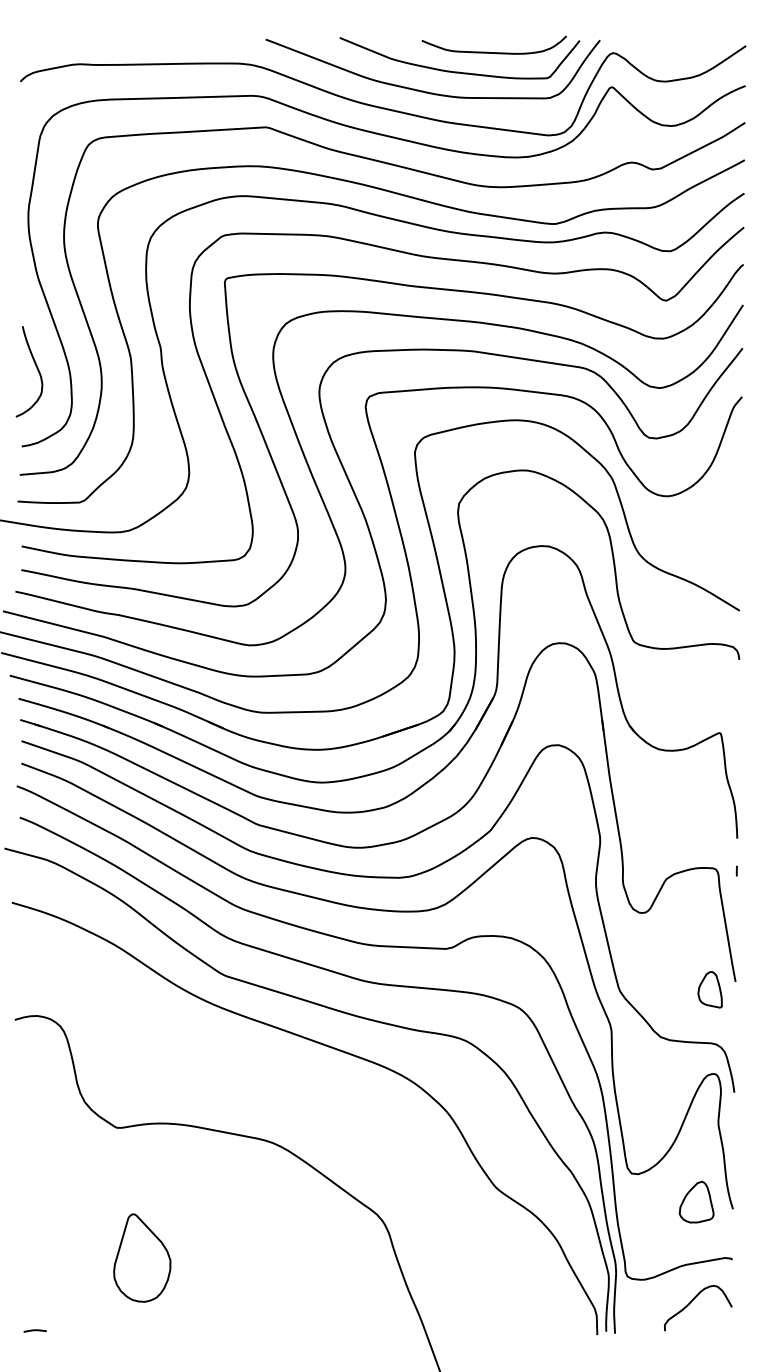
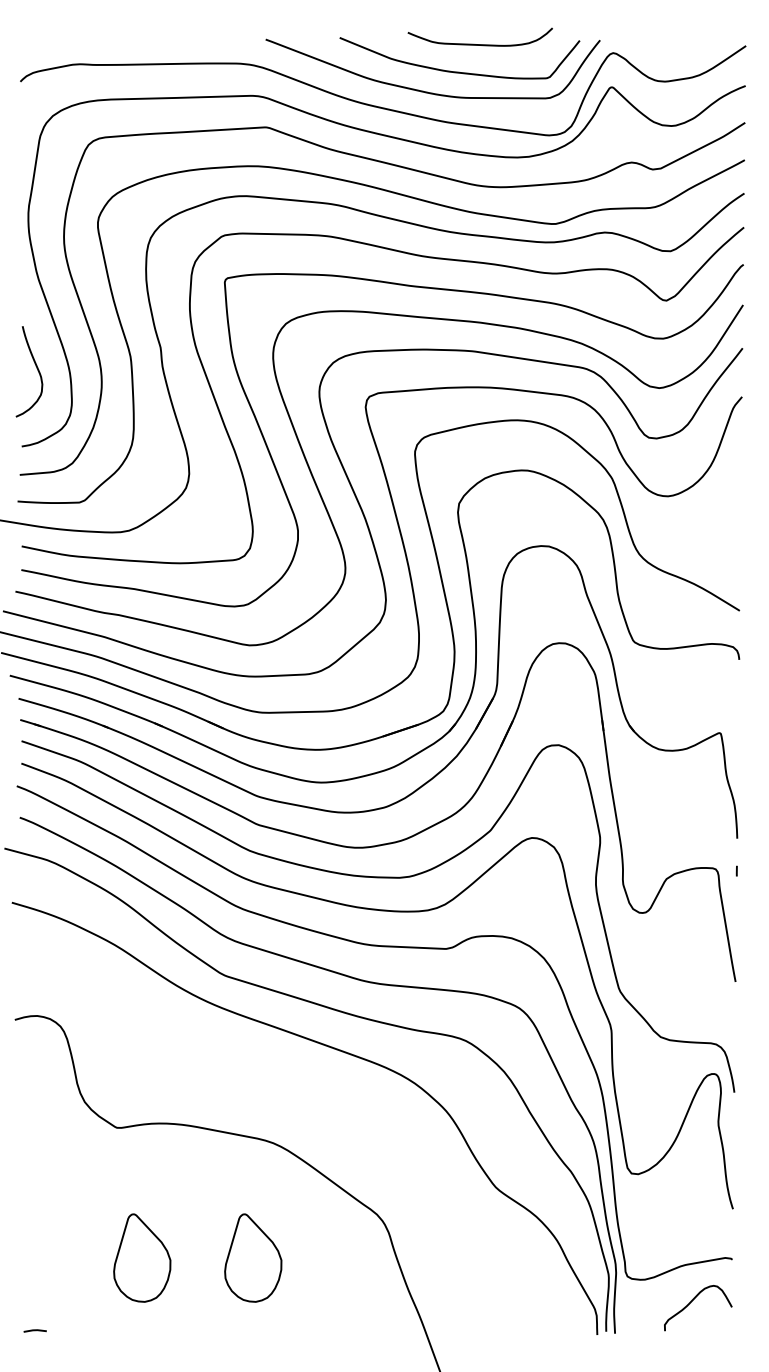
curve position: (493, 52) -> (479, 44) (479, 44)
part: present -> none (709, 989)
part: present -> none (696, 1201)
part: none -> present (253, 1257)
